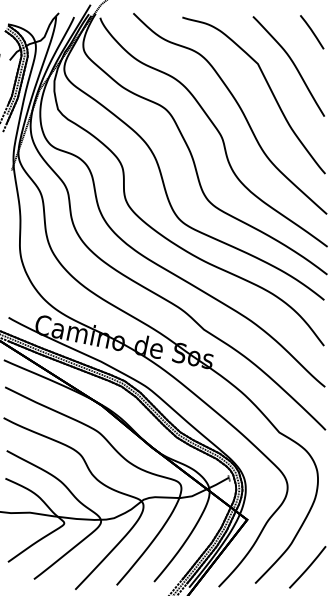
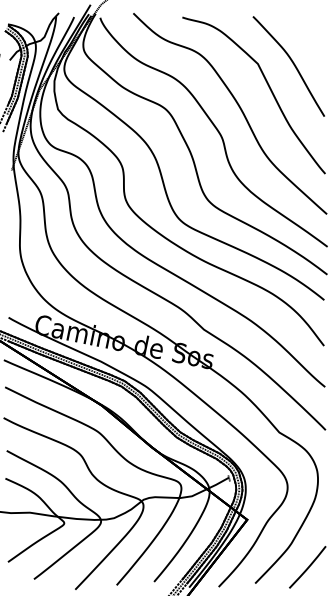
line: present -> none (312, 32)
